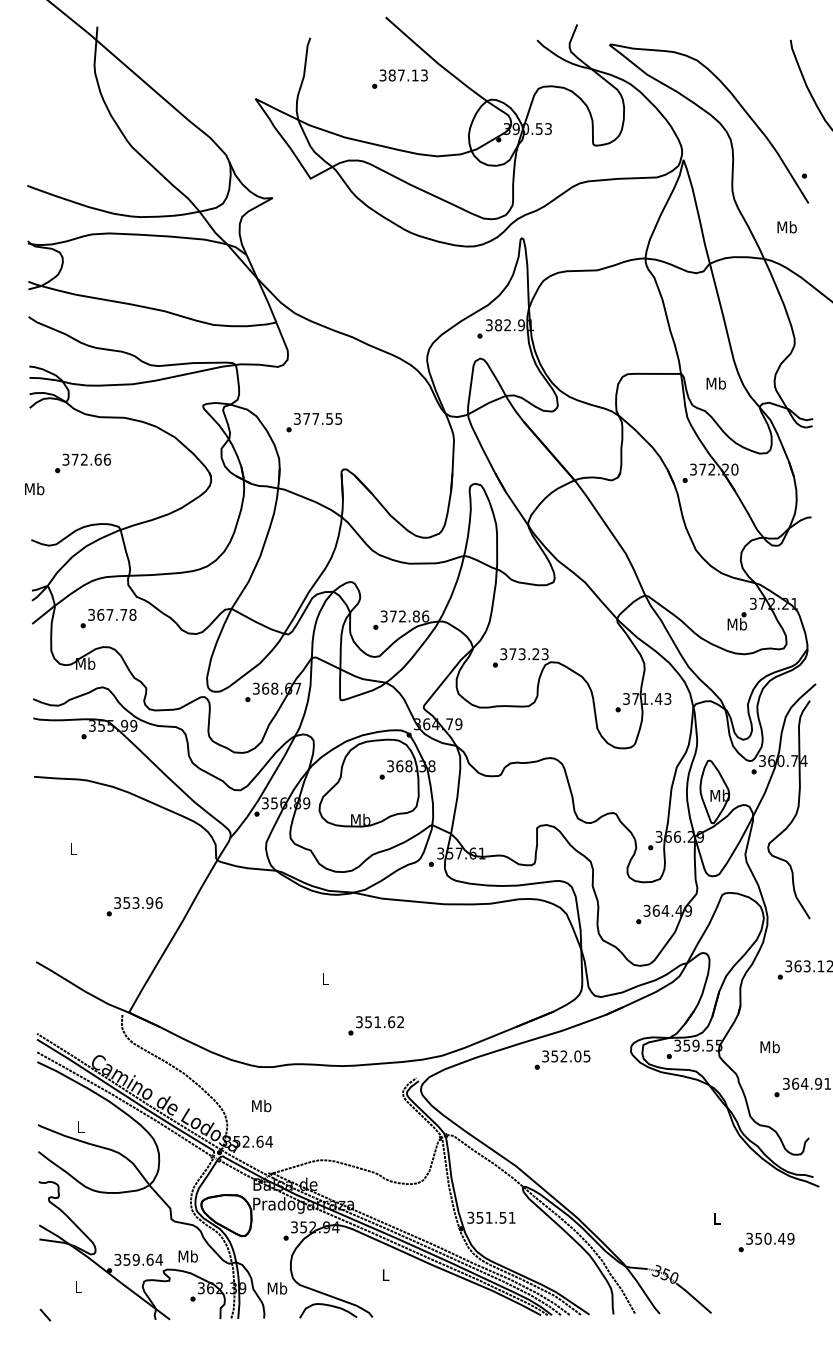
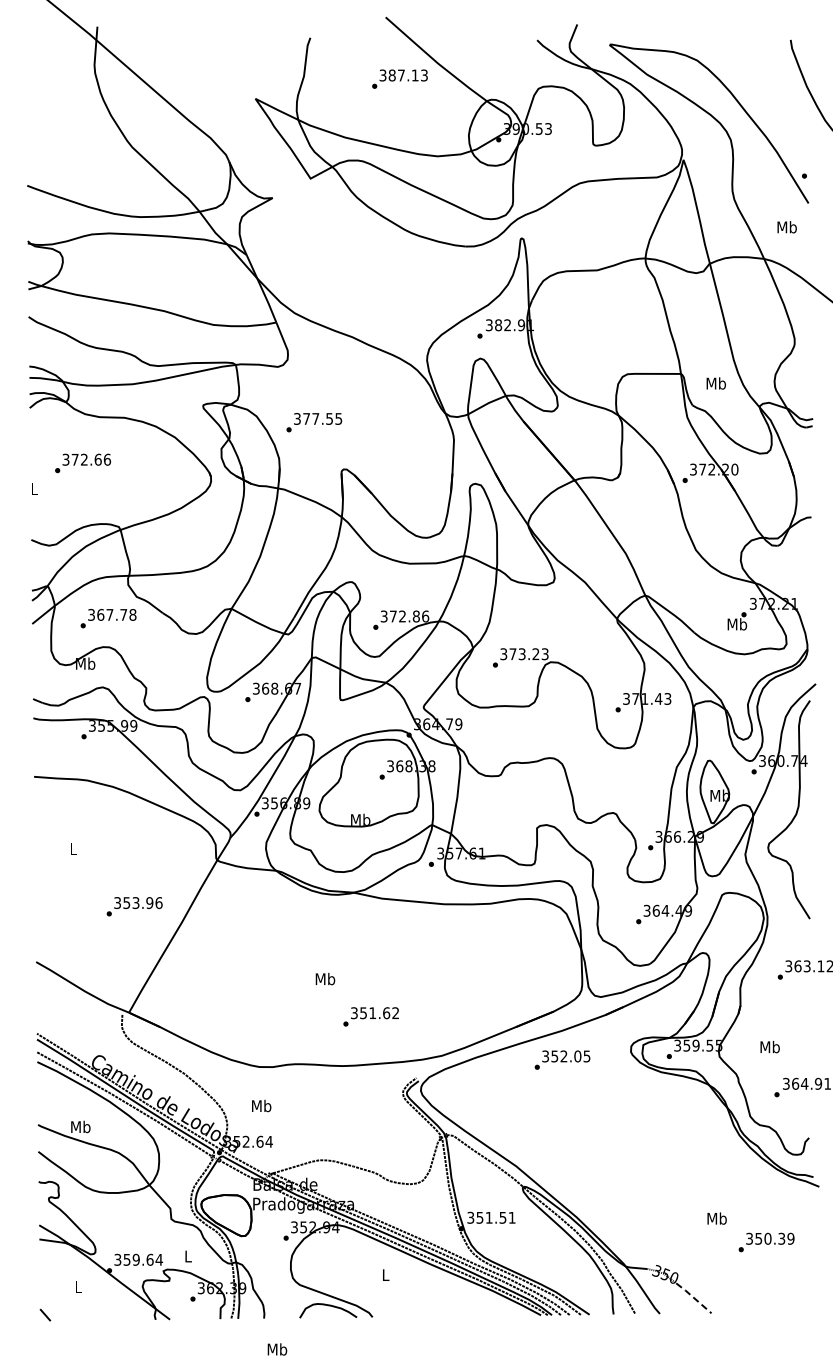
text: Mb -> L (34, 488)
text: L -> Mb (325, 979)
text position: (375, 1025) -> (370, 1016) (370, 1016)
text: L -> Mb (80, 1126)
text: L -> Mb (716, 1218)
text: 350.49 -> 350.39 (781, 1238)
text: Mb -> L (187, 1256)
text position: (277, 1288) -> (277, 1349) (277, 1349)
line: solid -> dashed (693, 1297)
